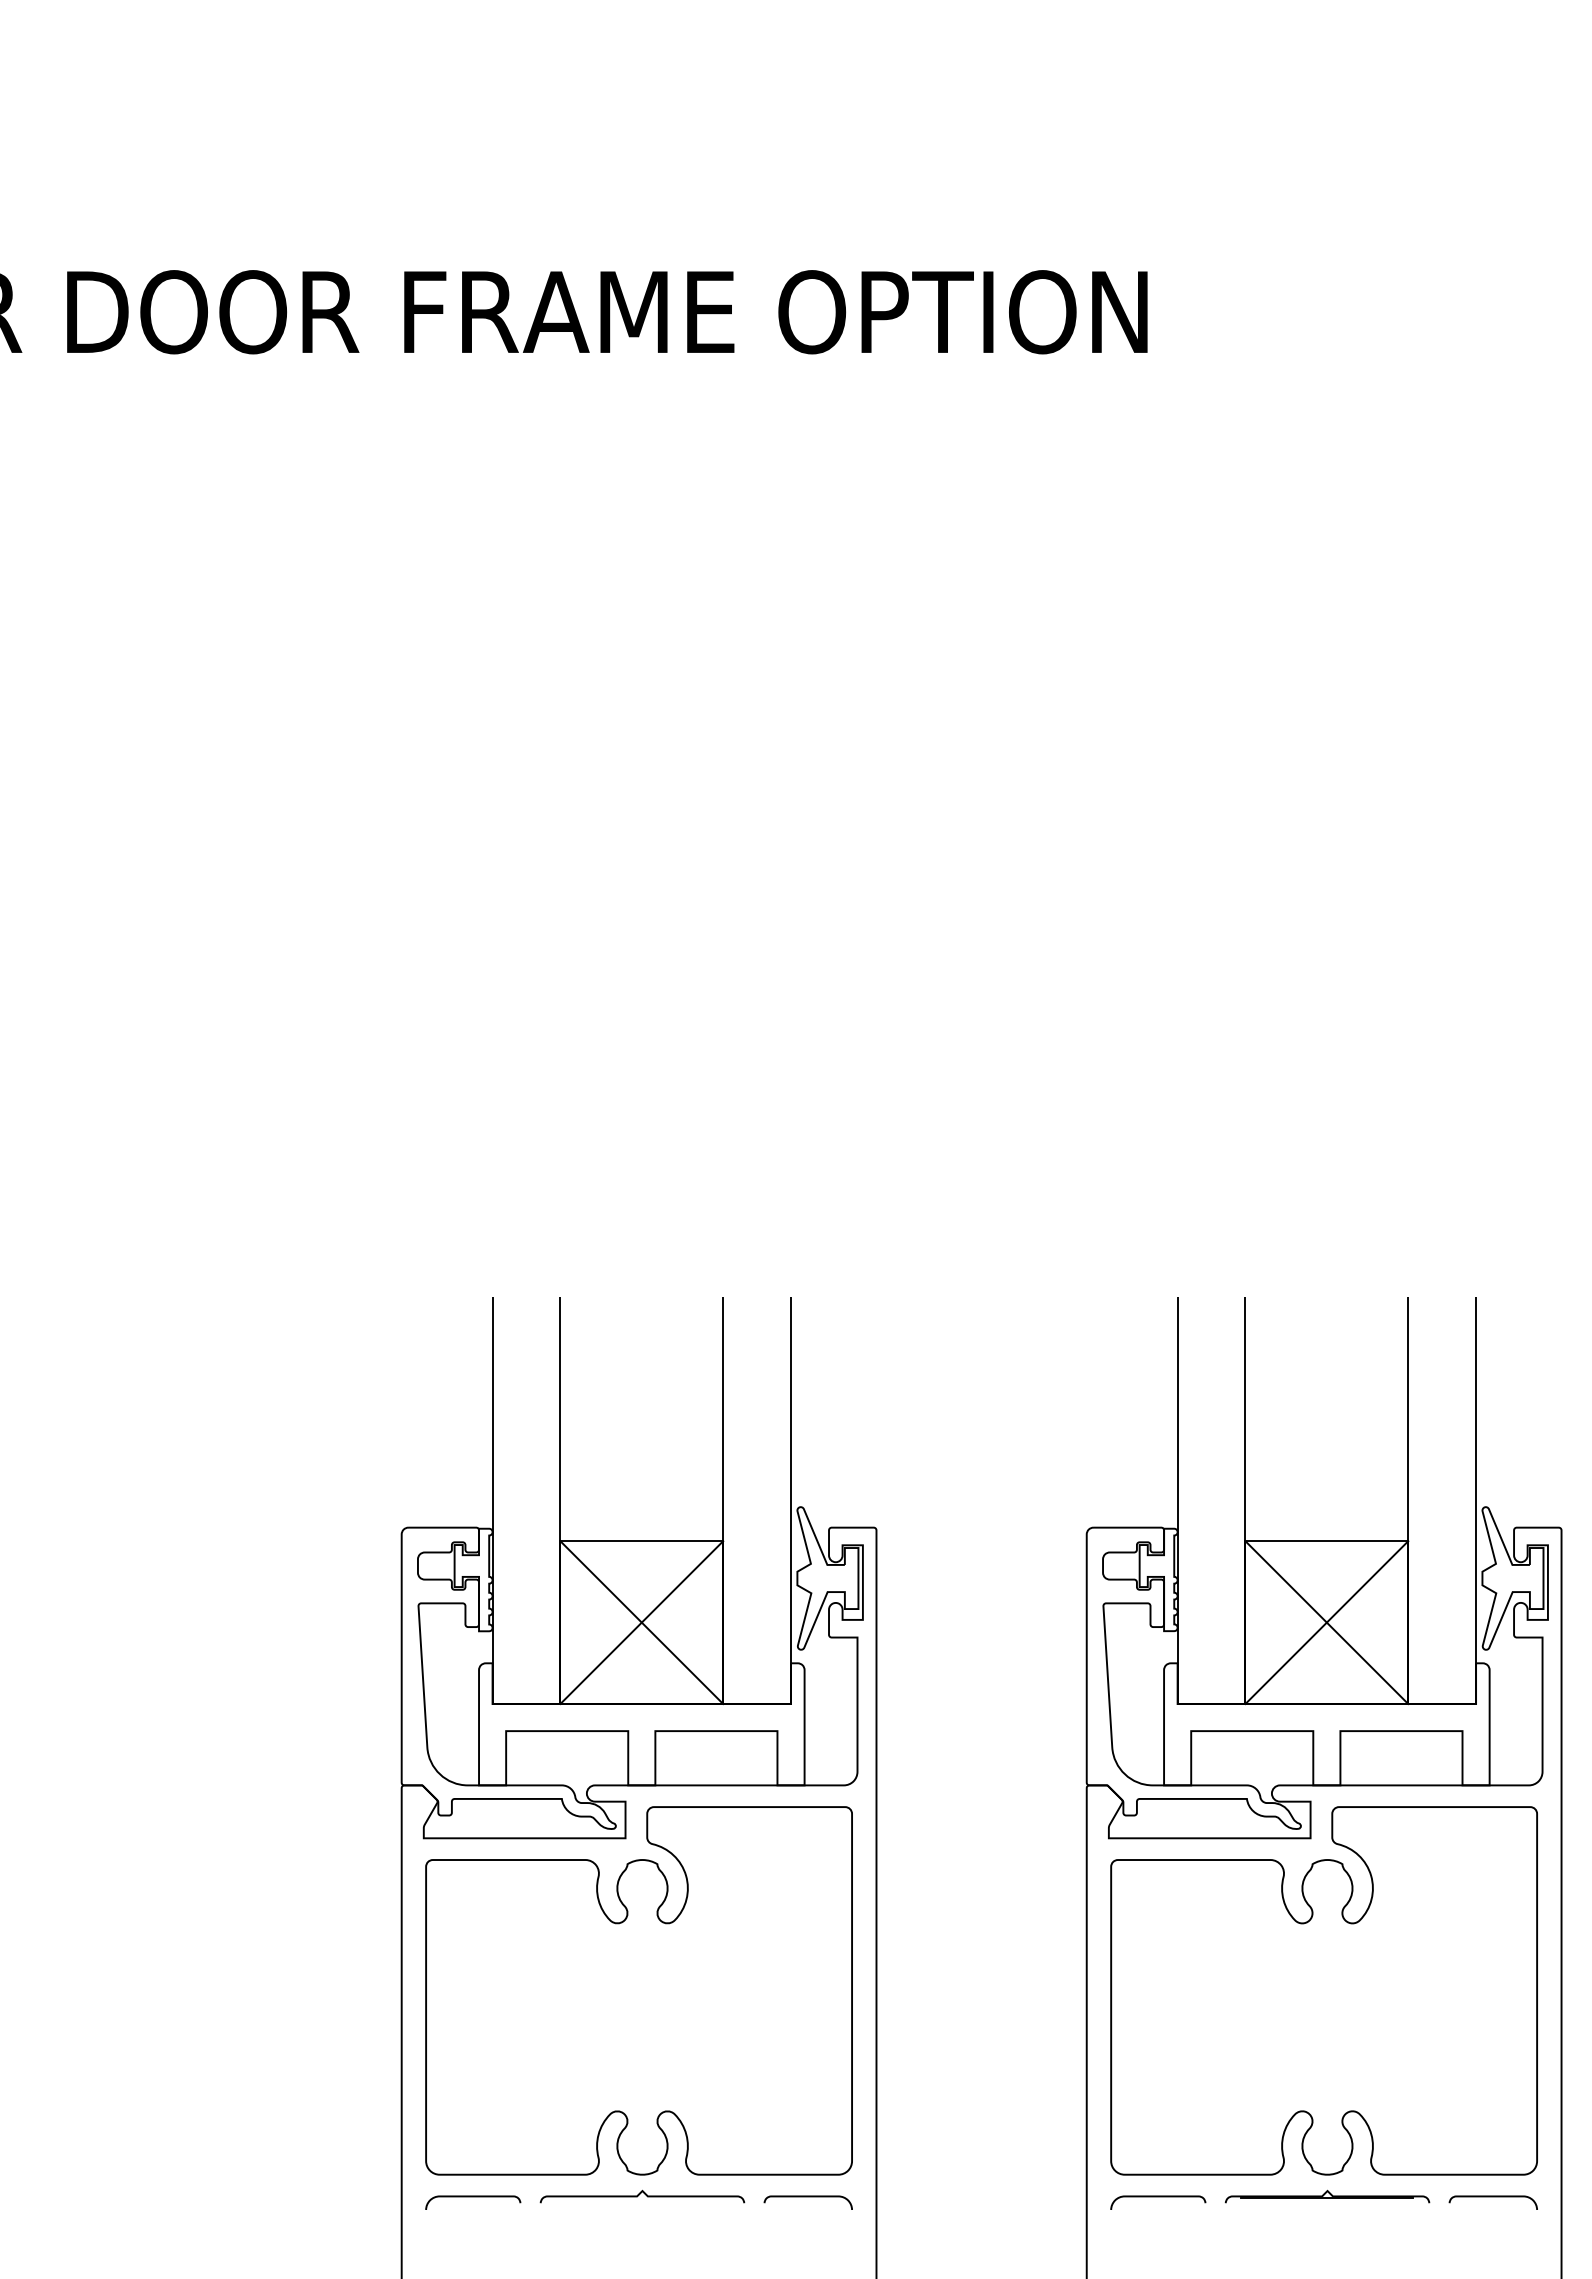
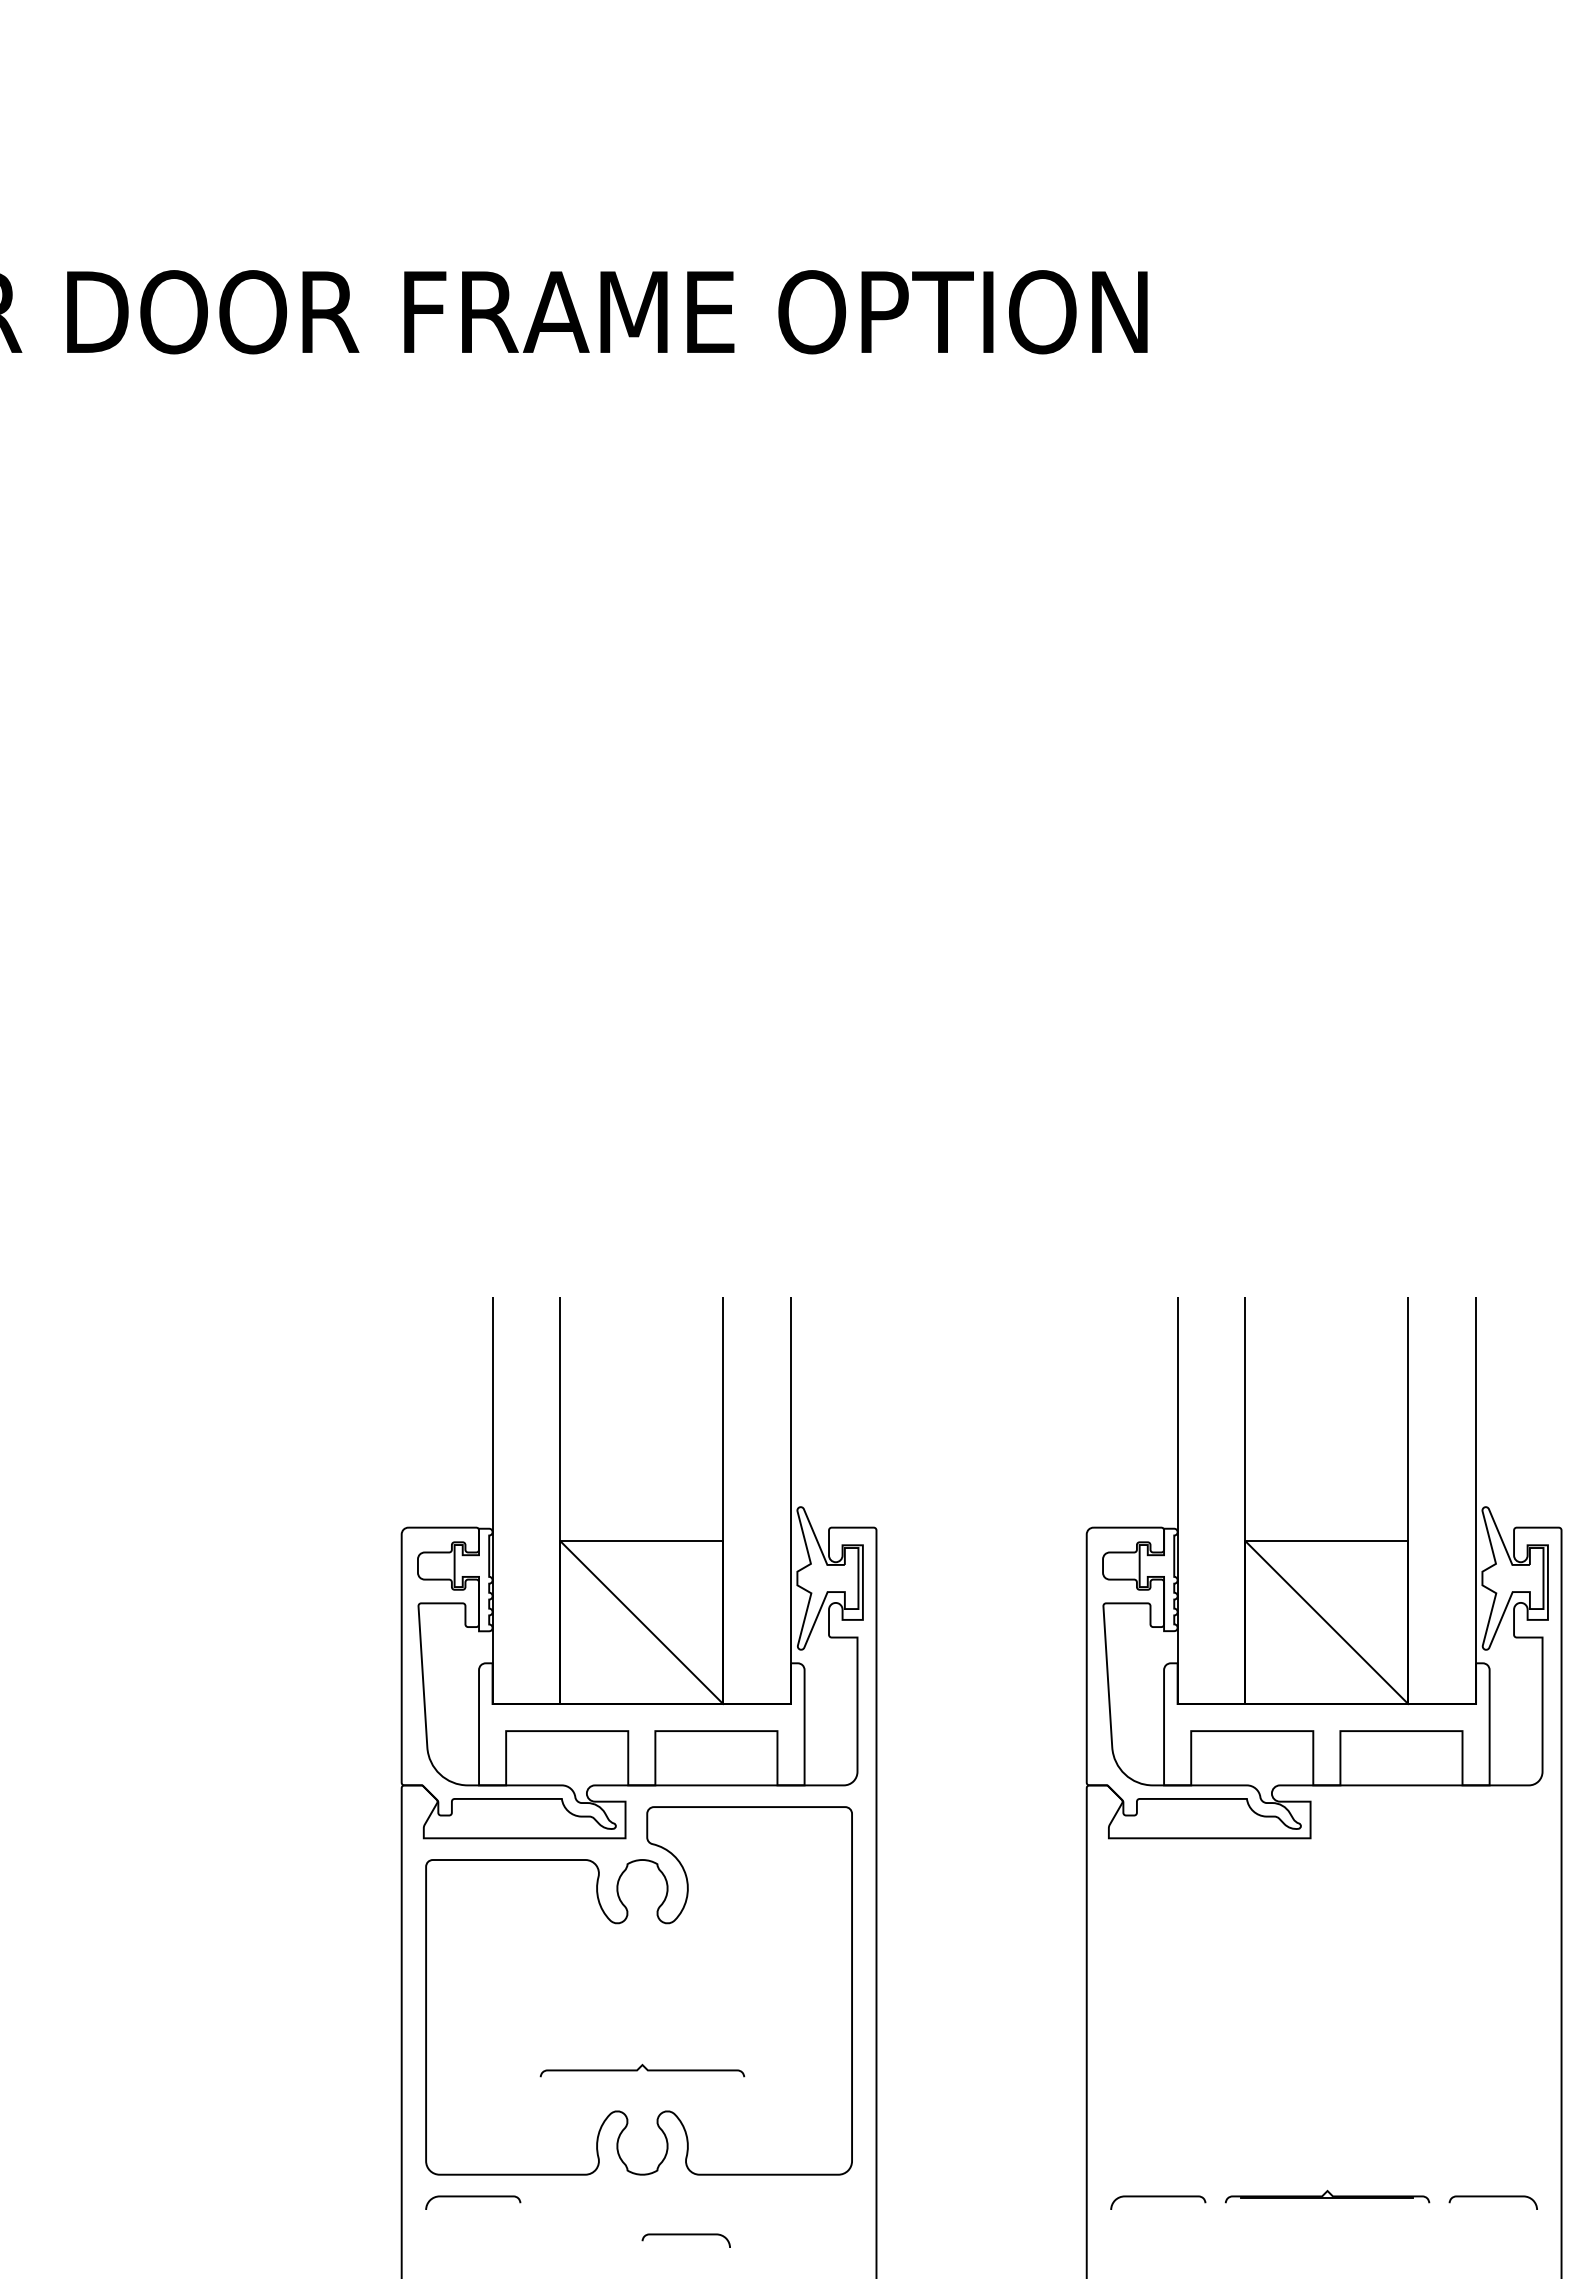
line: present -> none (641, 1622)
line: present -> none (1326, 1622)
part: present -> none (1323, 1990)
curve position: (640, 2194) -> (640, 2068) (640, 2068)
curve position: (807, 2197) -> (685, 2235) (685, 2235)
